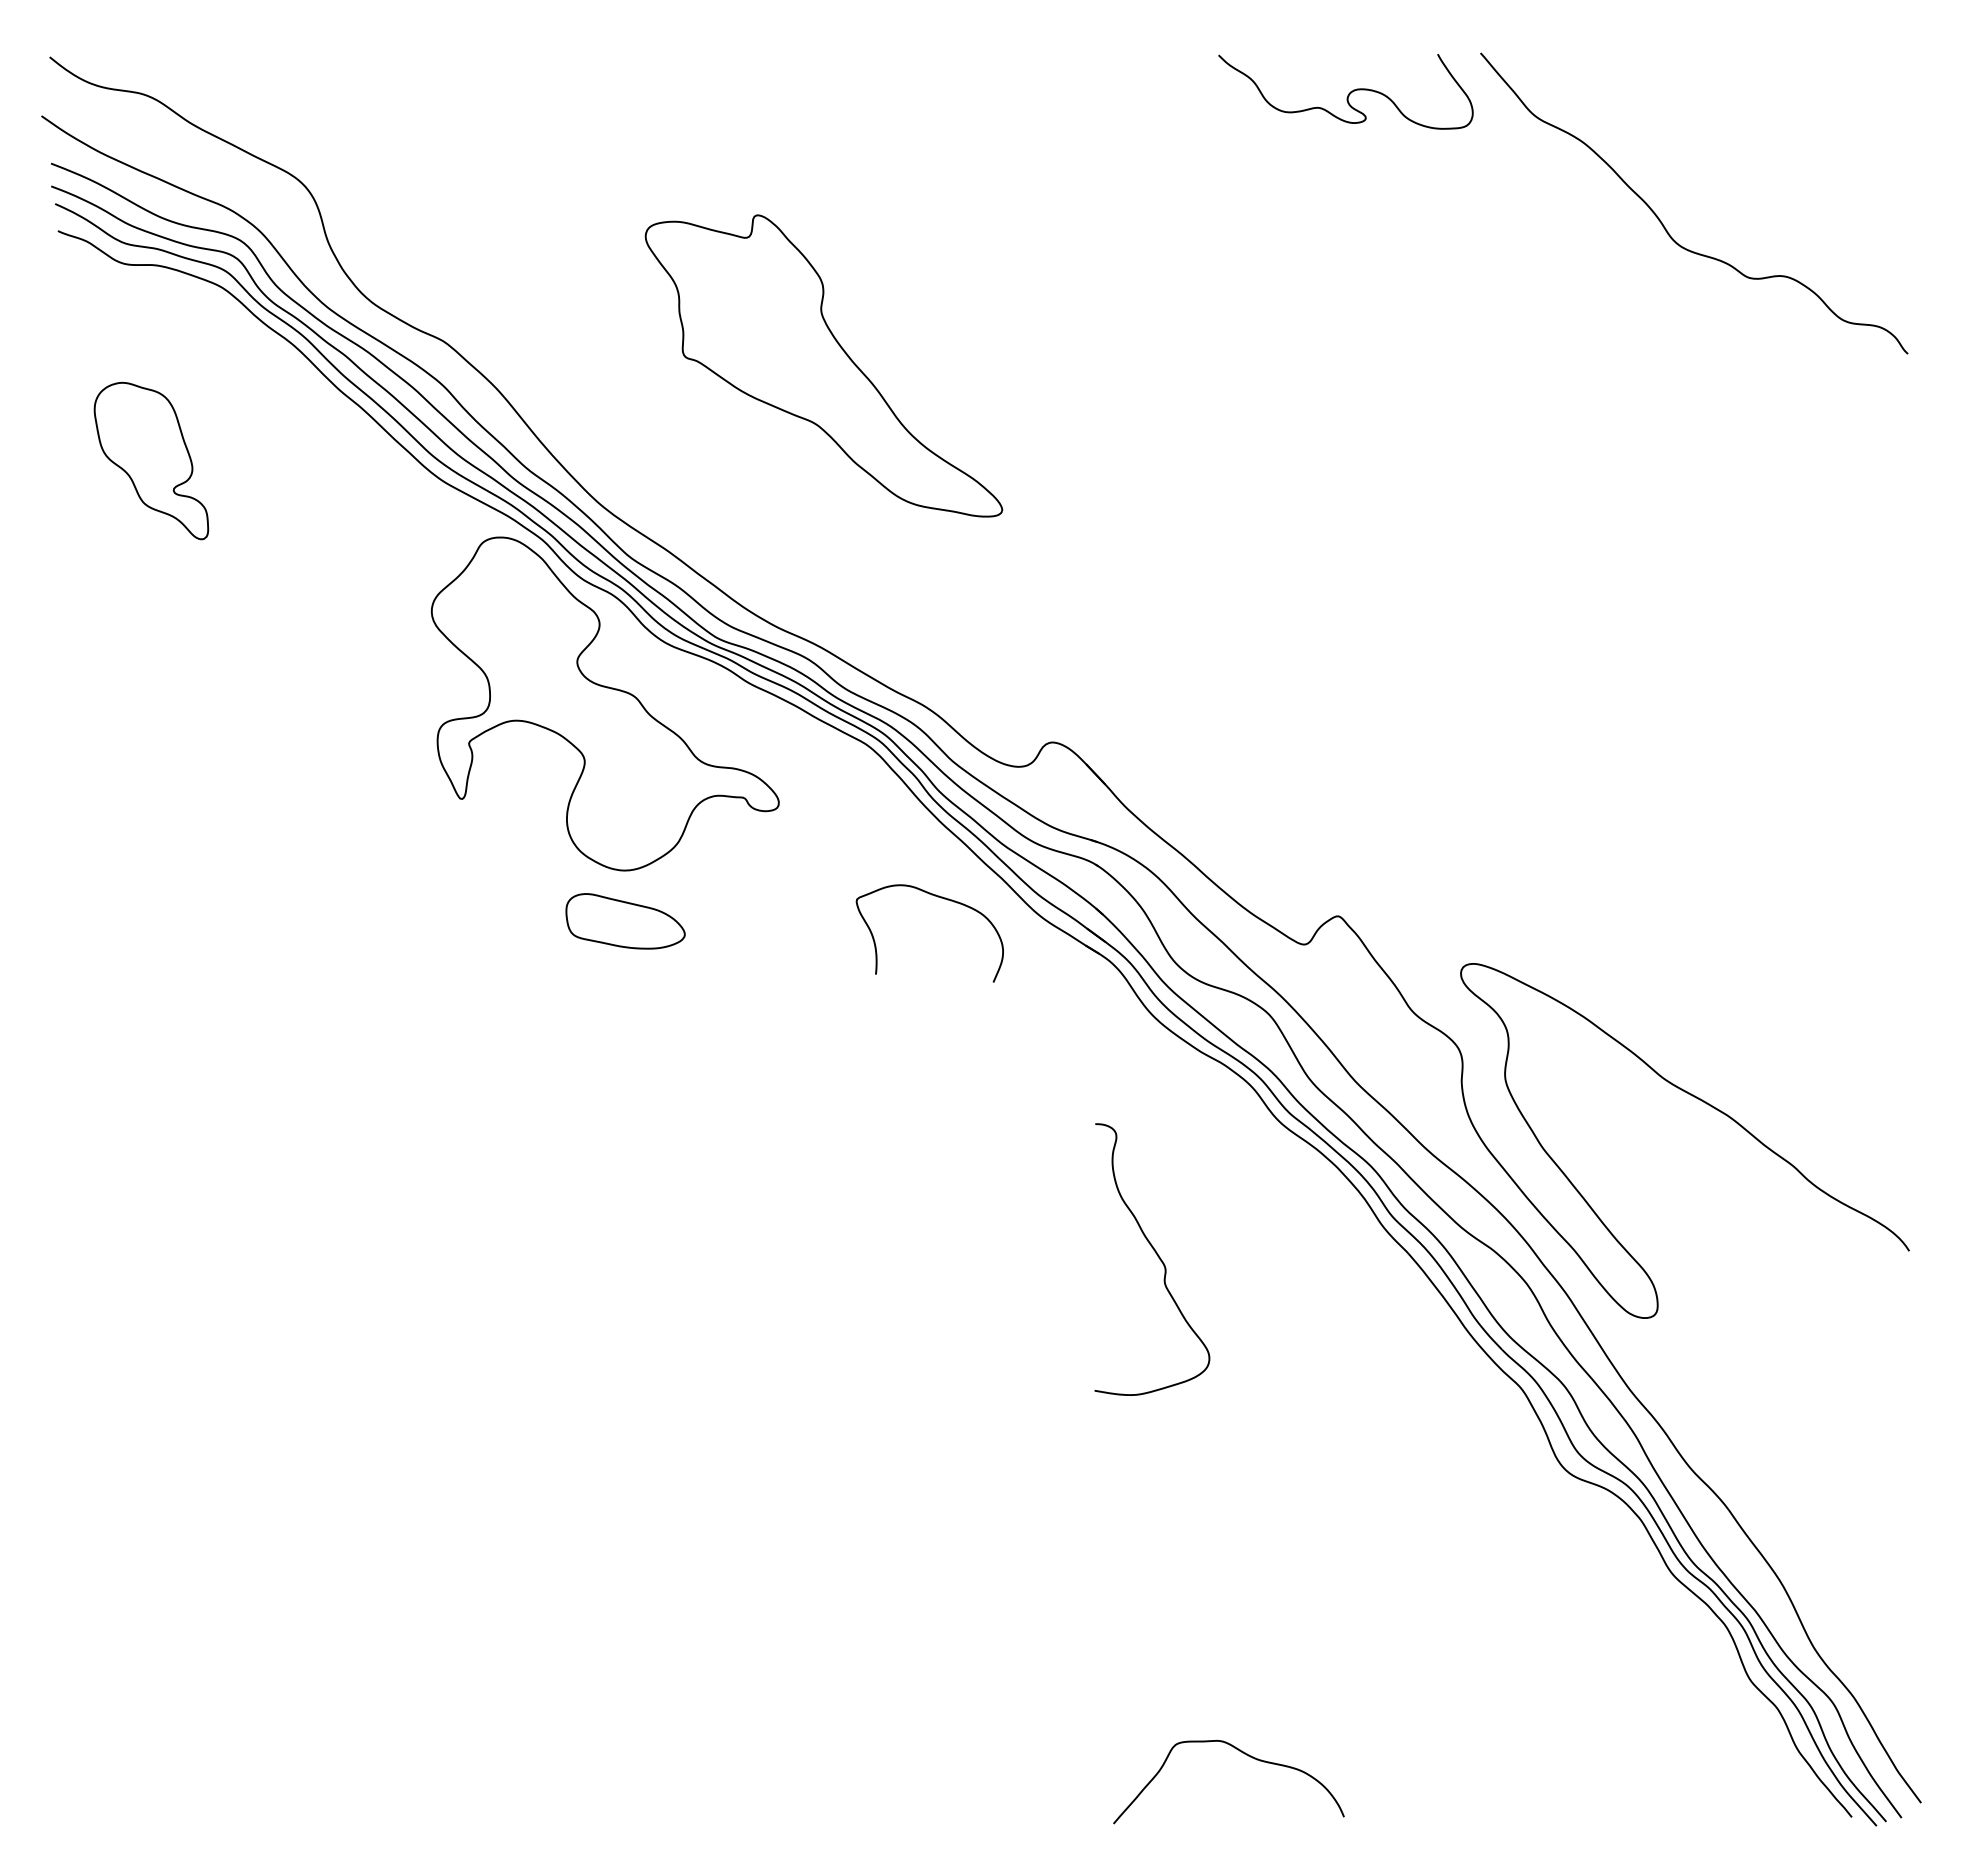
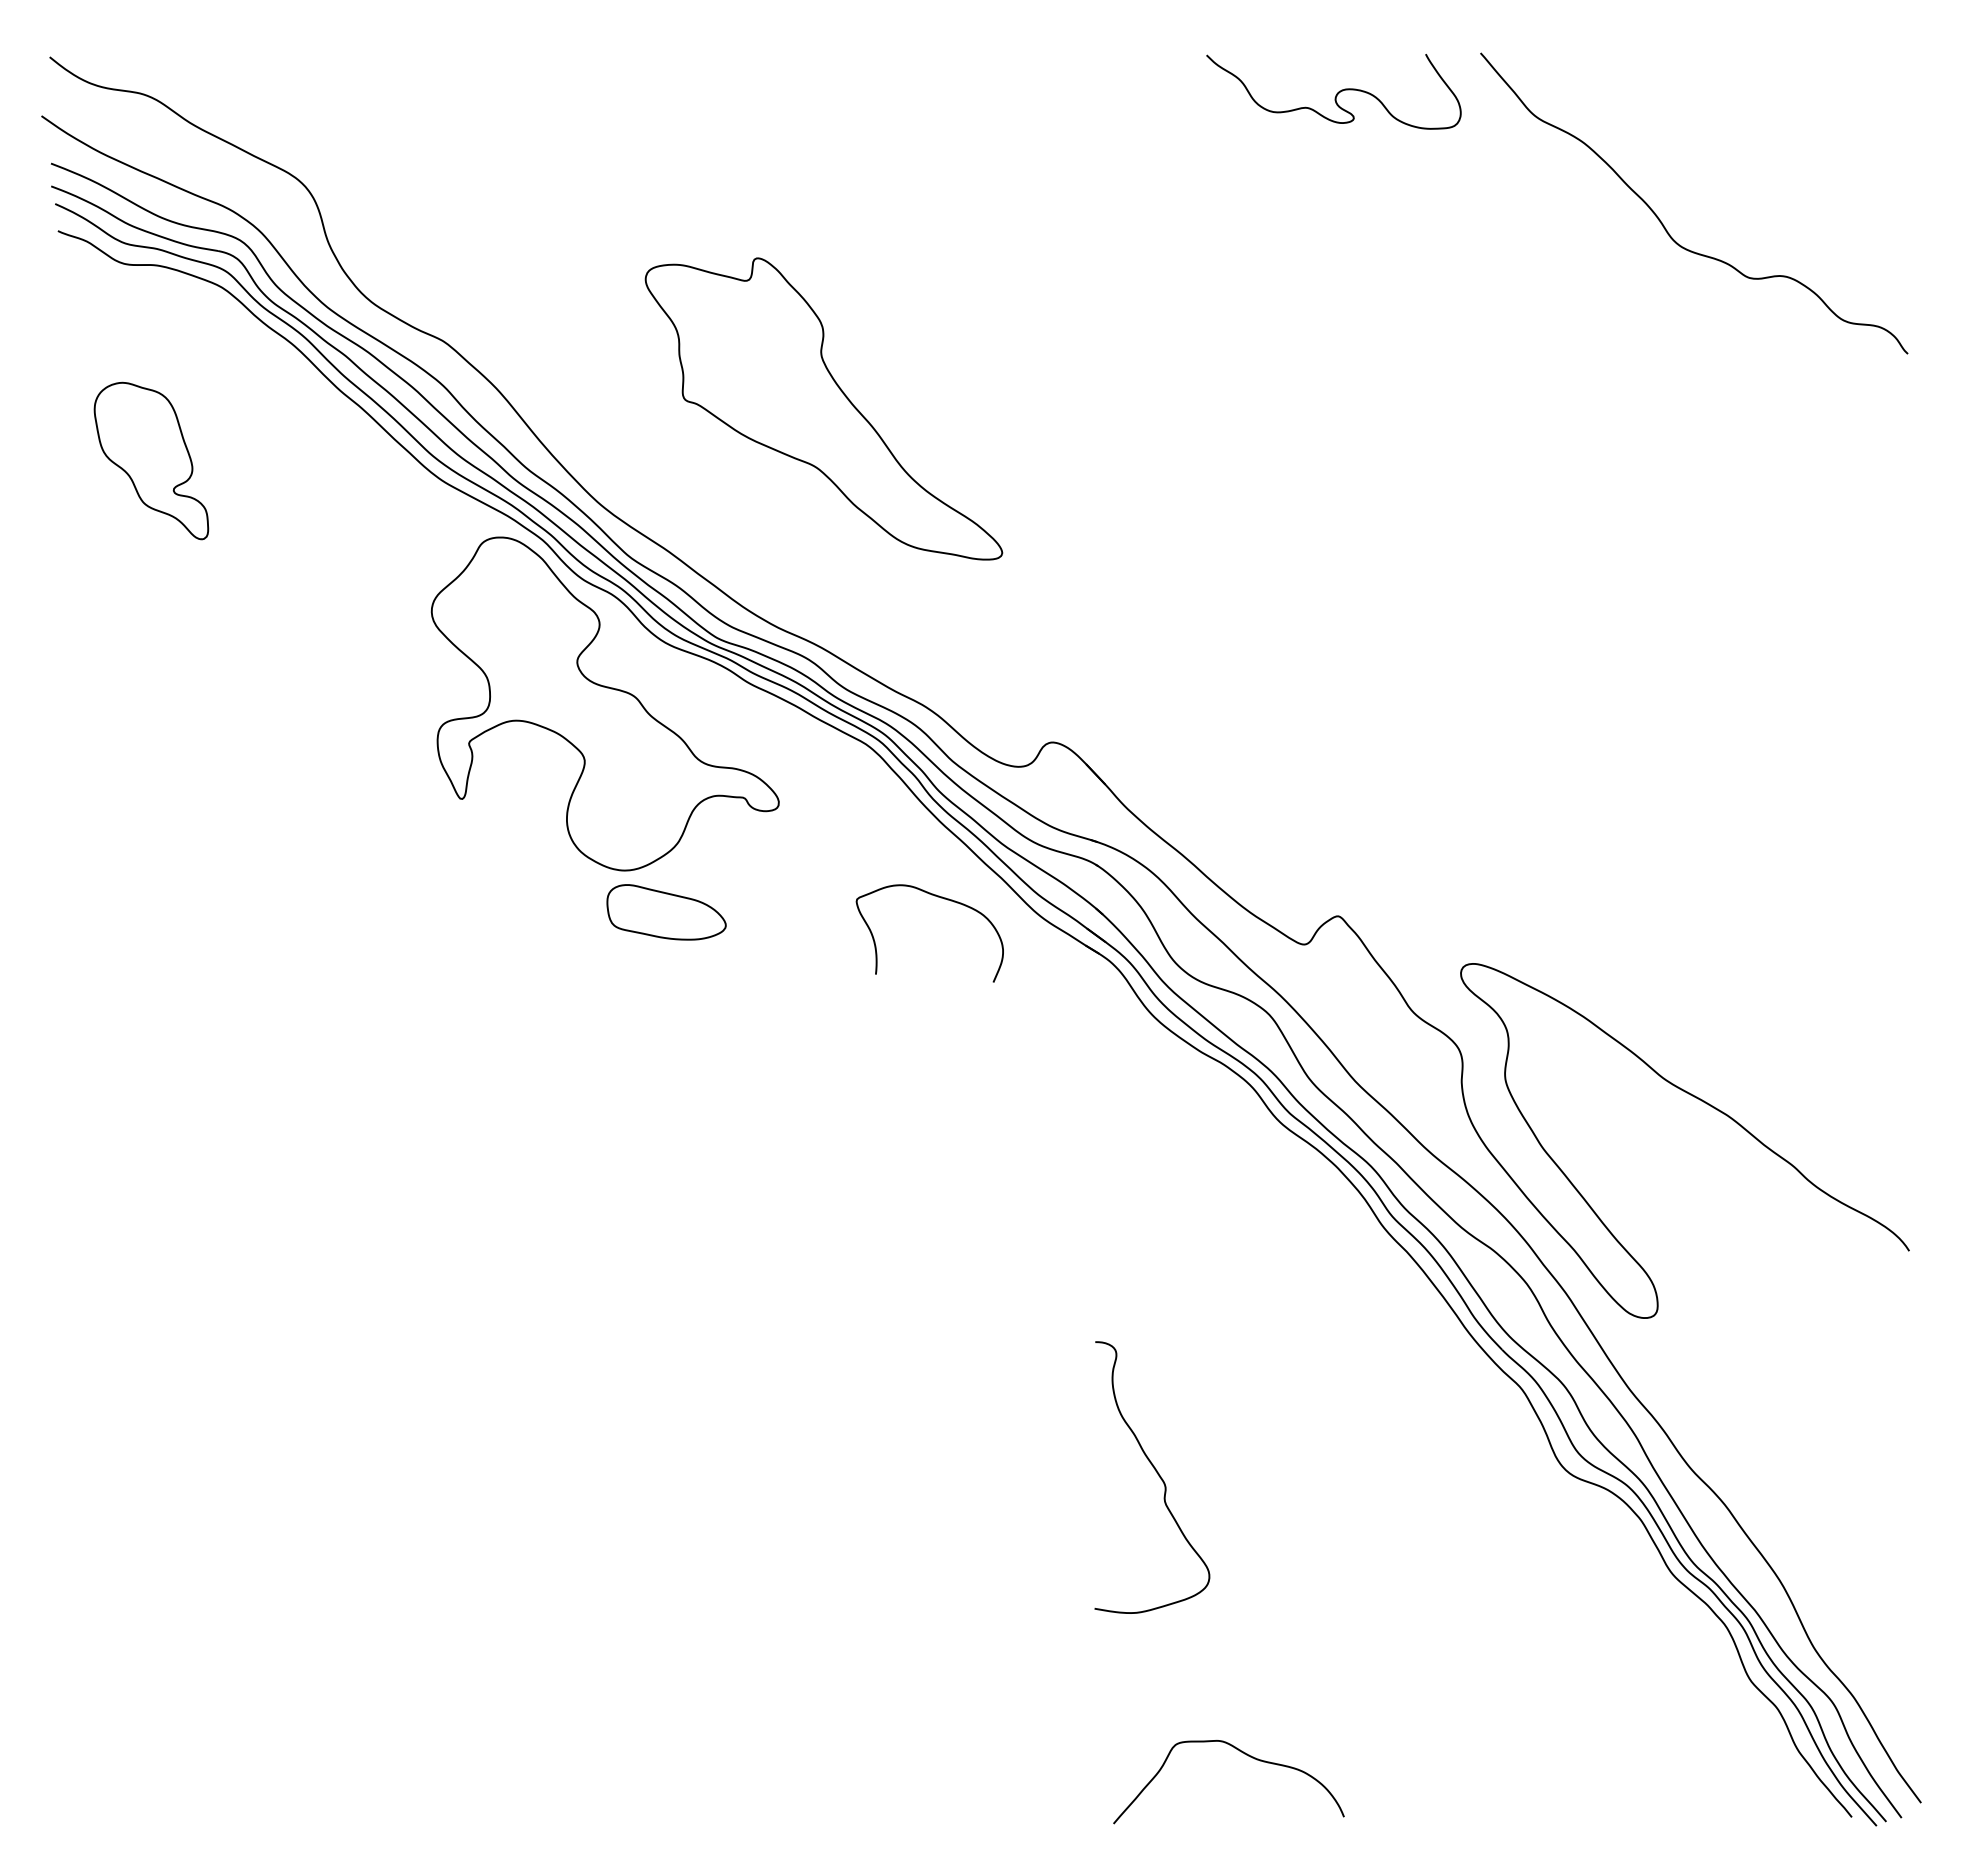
curve position: (1348, 93) -> (1336, 93) (1336, 93)
part position: (823, 365) -> (823, 408) (823, 408)
part position: (625, 921) -> (666, 912) (666, 912)
curve position: (1157, 1256) -> (1157, 1474) (1157, 1474)
